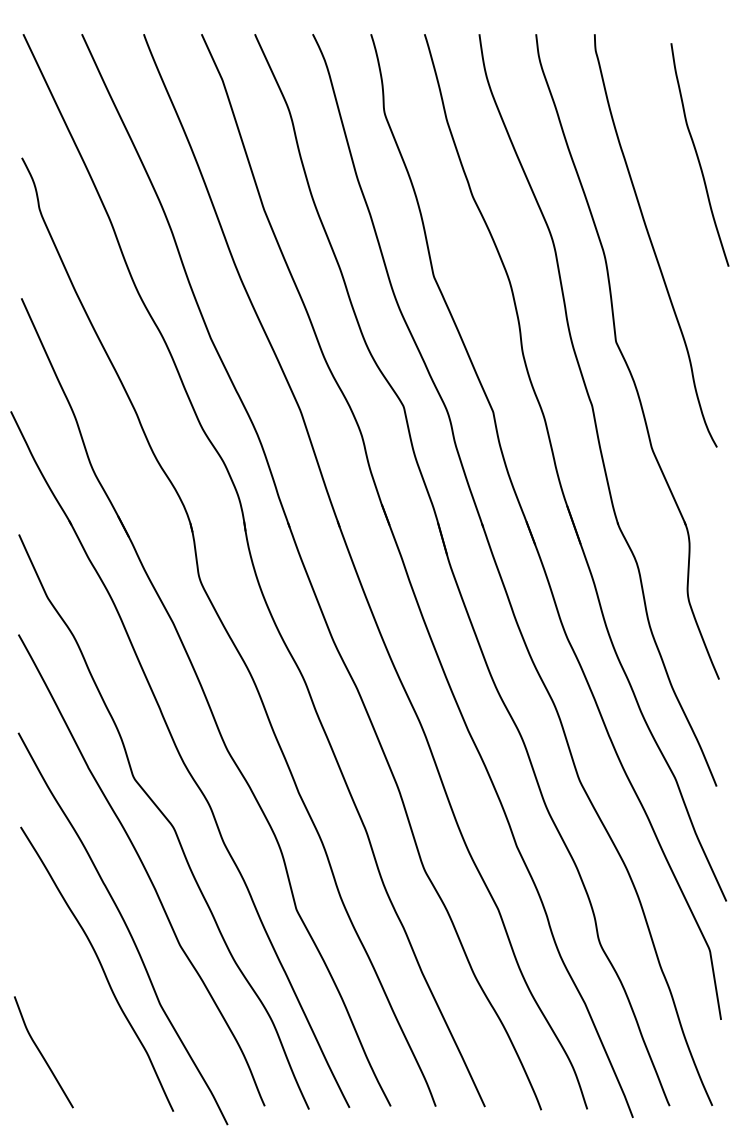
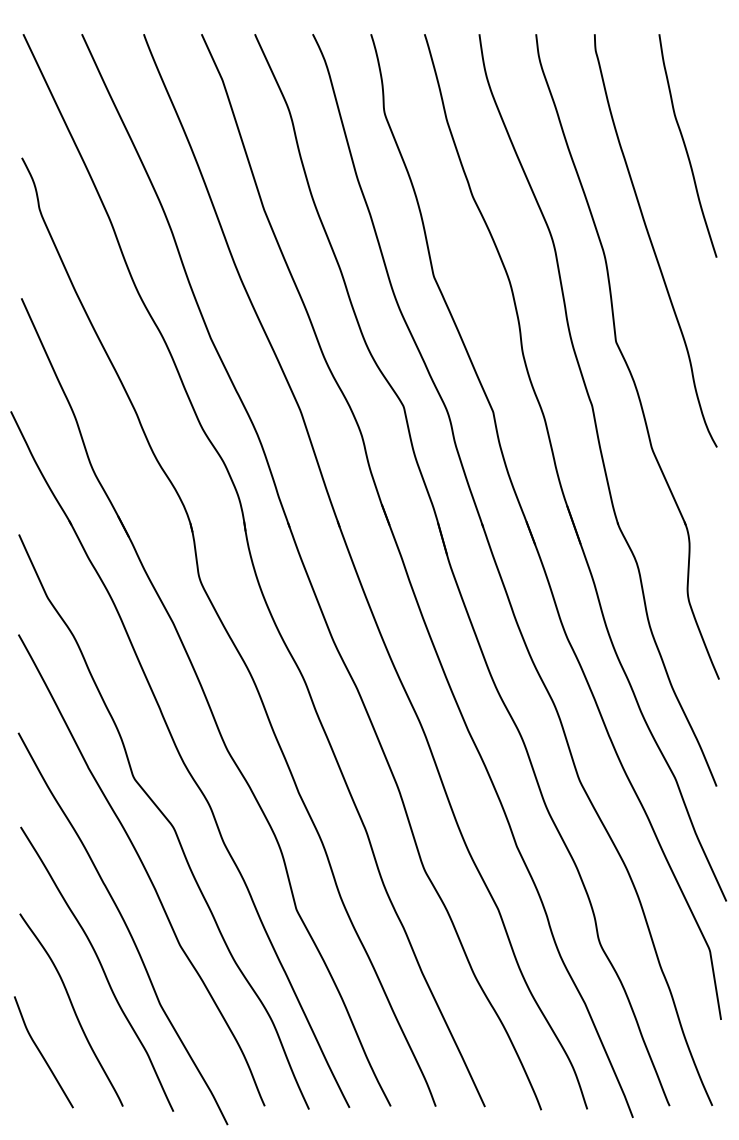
curve position: (698, 155) -> (686, 146) (686, 146)
curve: none -> present (72, 1009)
